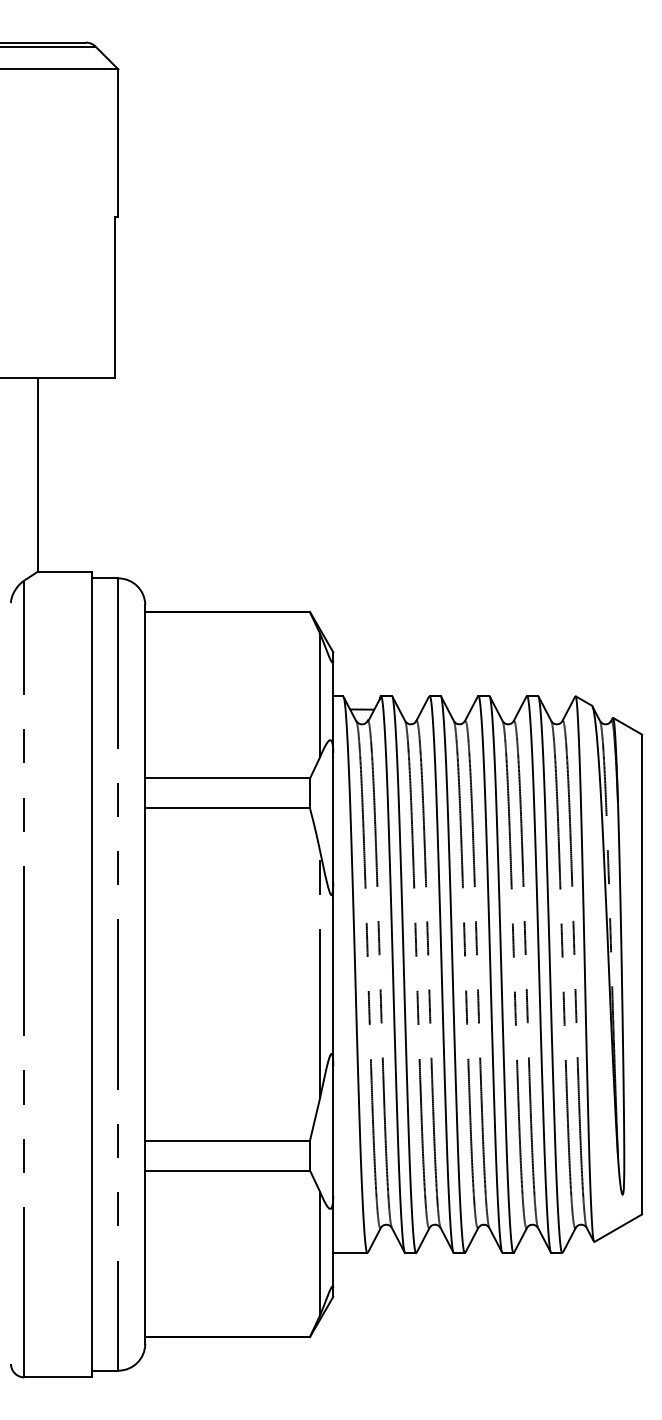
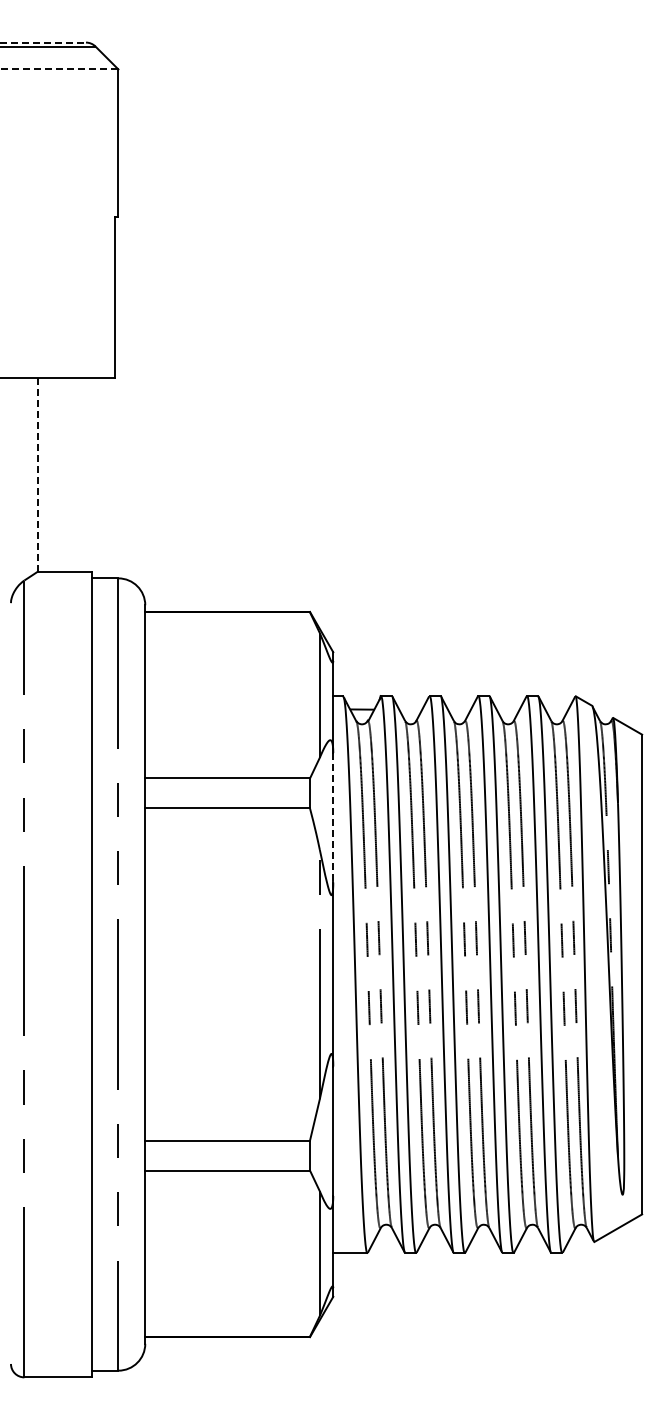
line: solid -> dashed (43, 42)
line: solid -> dashed (59, 69)
line: solid -> dashed (37, 475)
line: solid -> dashed (333, 817)
